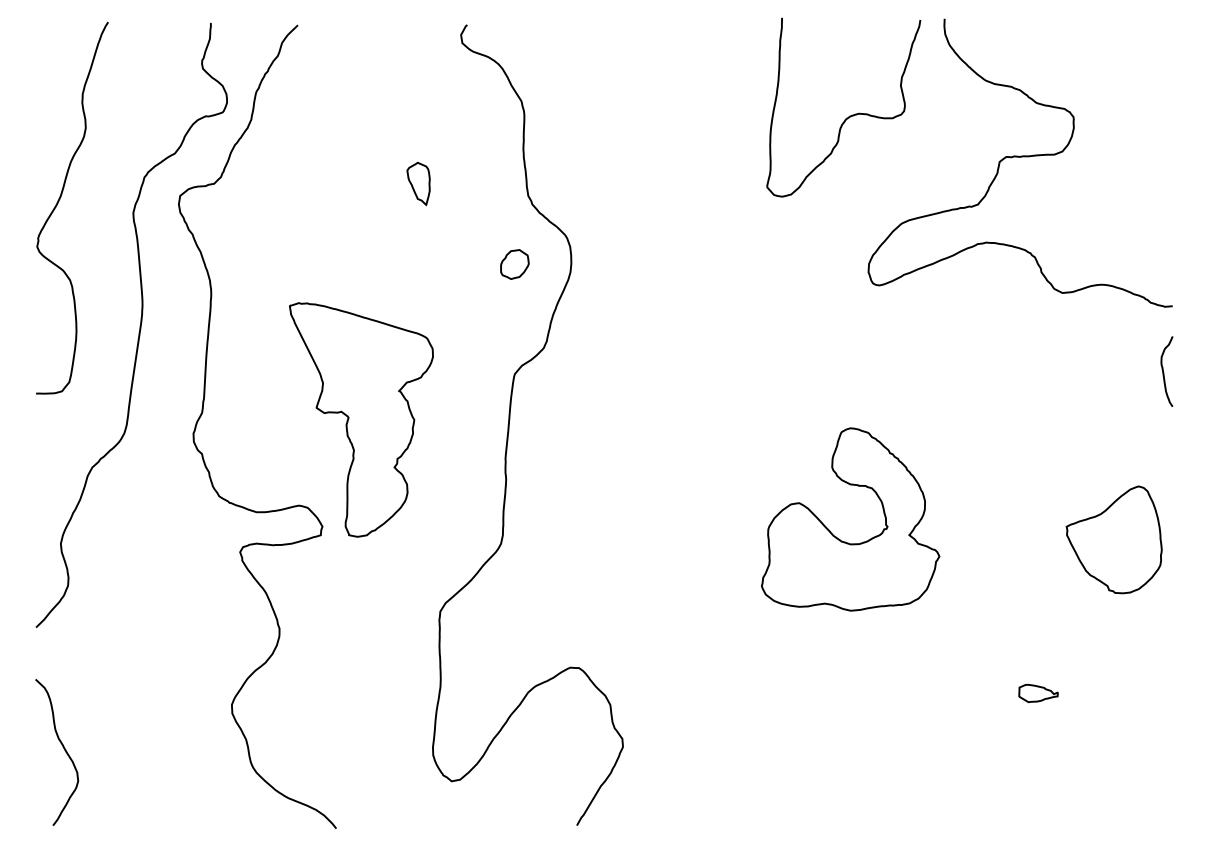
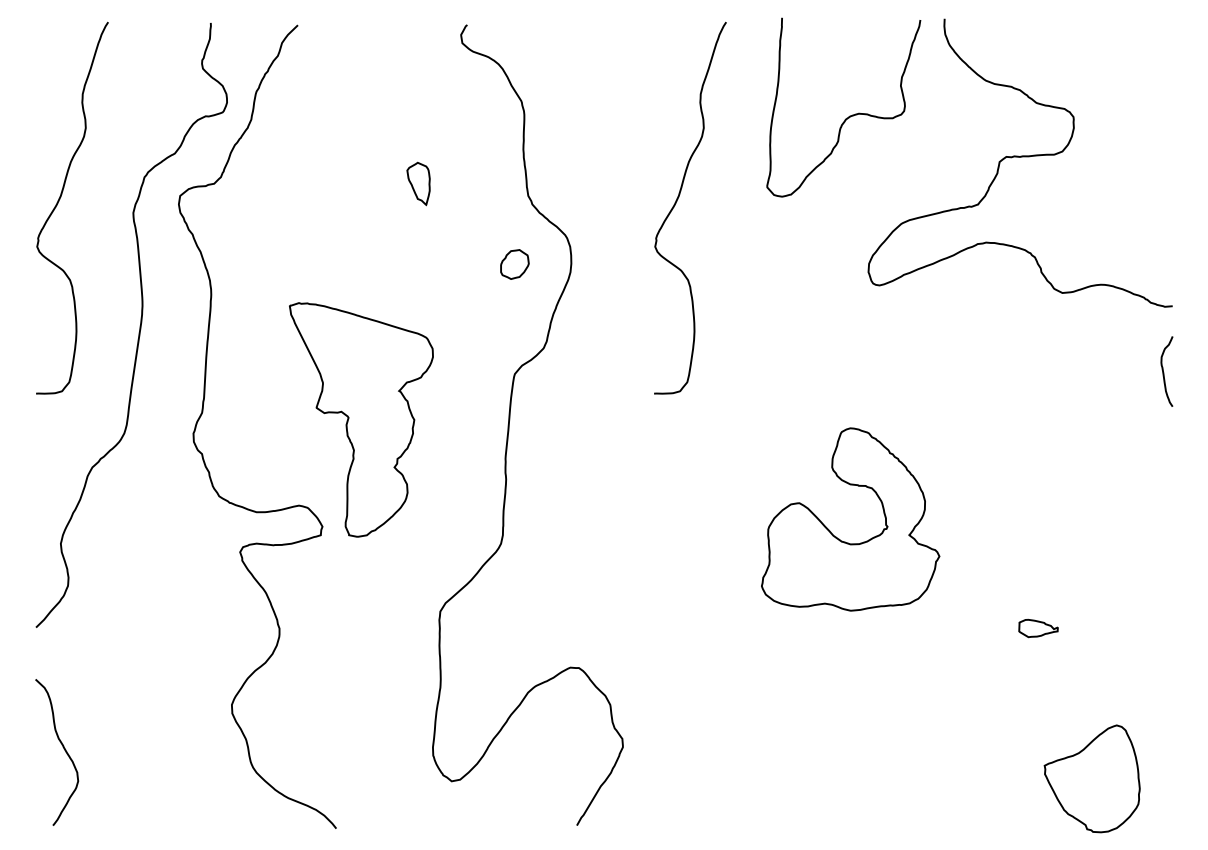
curve: none -> present (677, 201)
part position: (1113, 539) -> (1091, 778) (1091, 778)
part position: (1038, 693) -> (1038, 628) (1038, 628)
